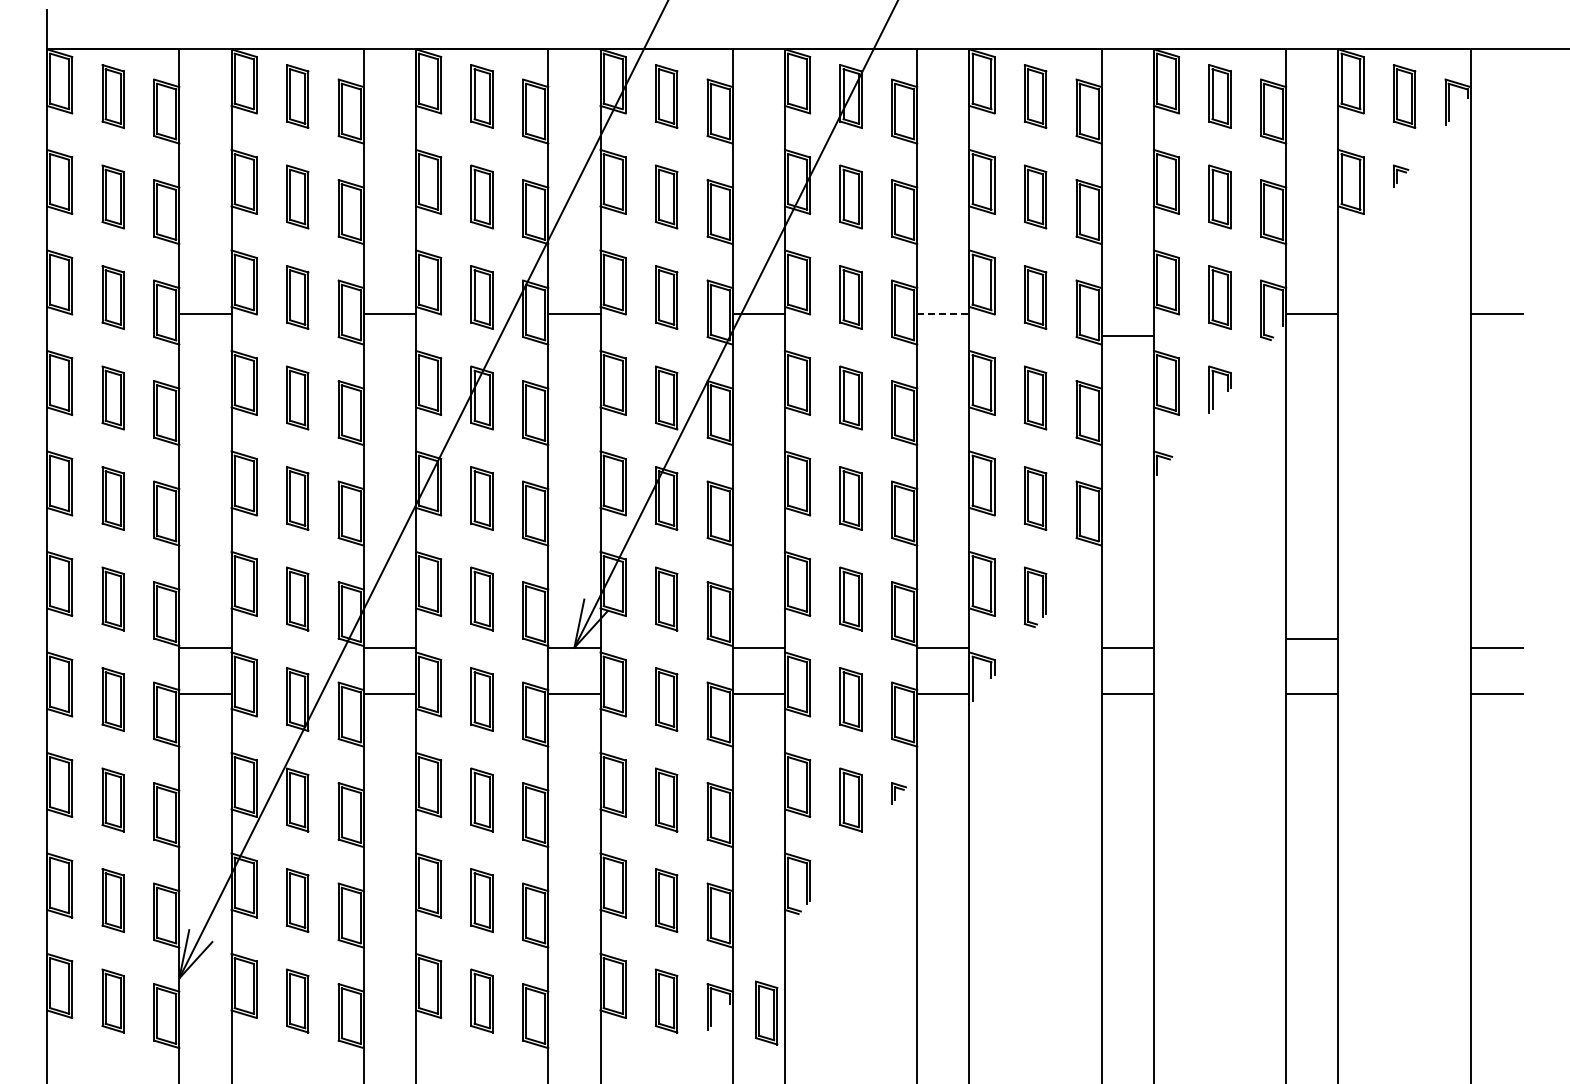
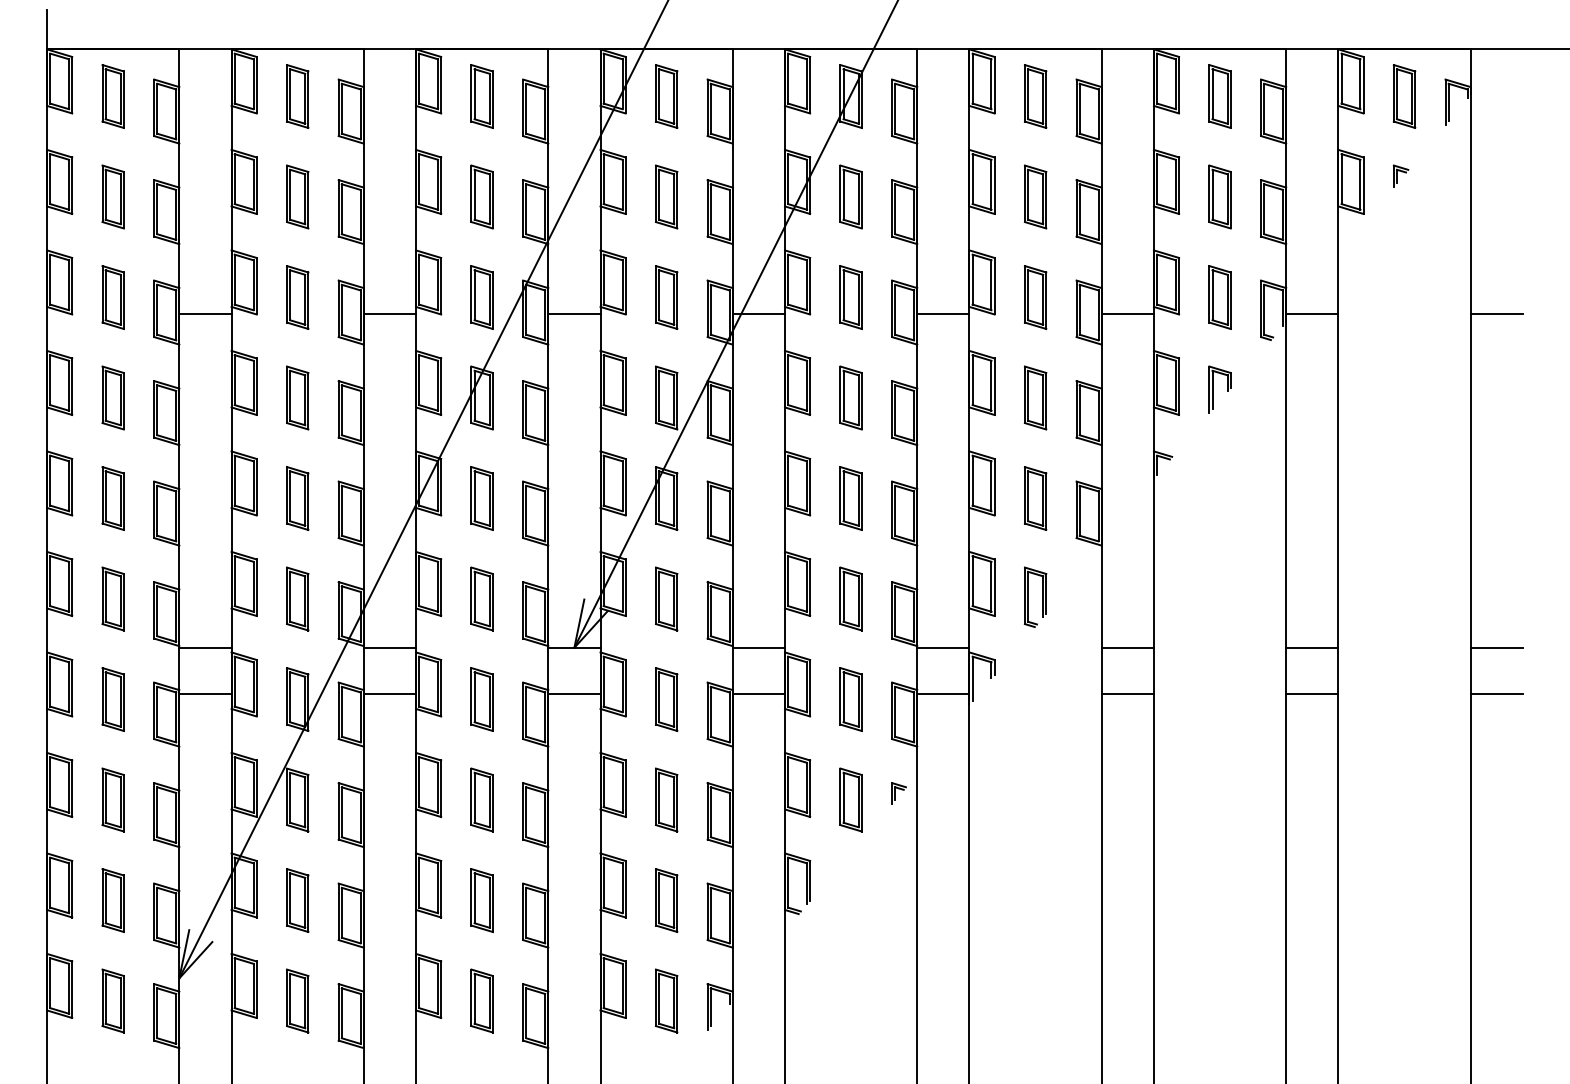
line: dashed -> solid (943, 313)
line position: (1127, 335) -> (1127, 313) (1127, 313)
line position: (1312, 638) -> (1312, 647) (1312, 647)
part: present -> none (766, 1012)
